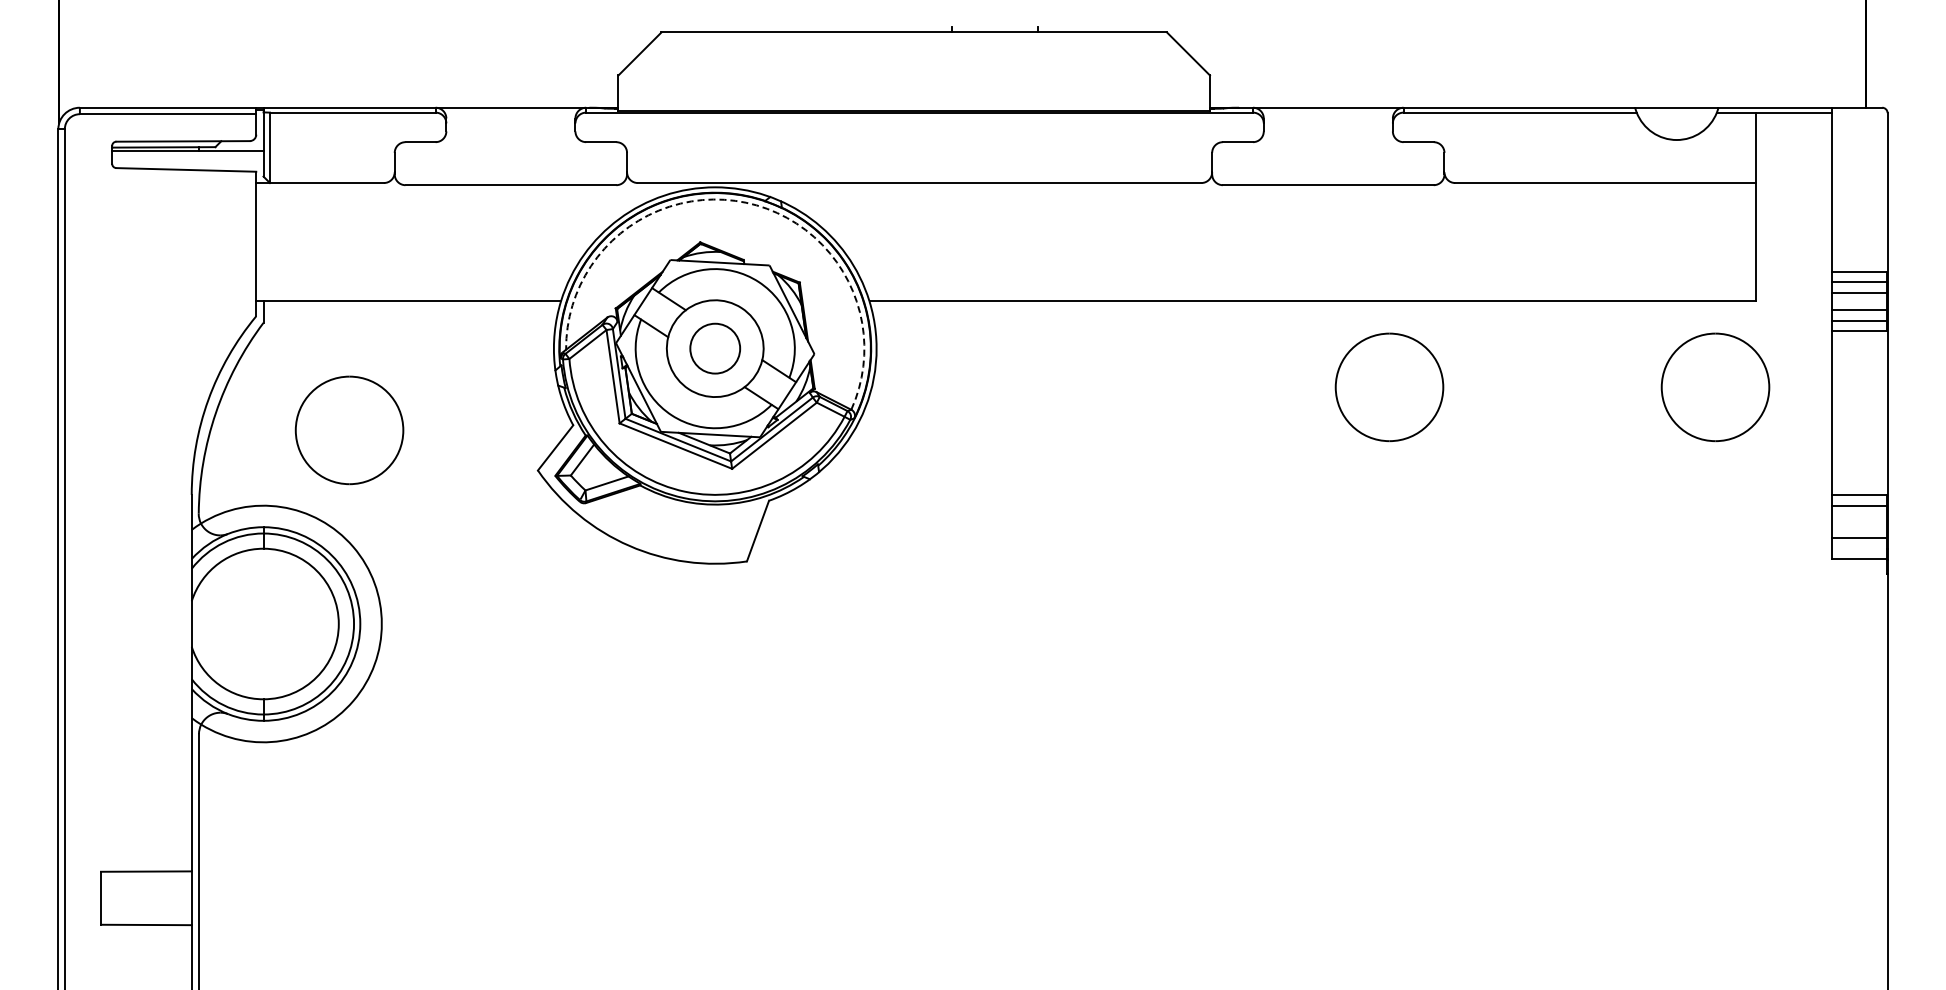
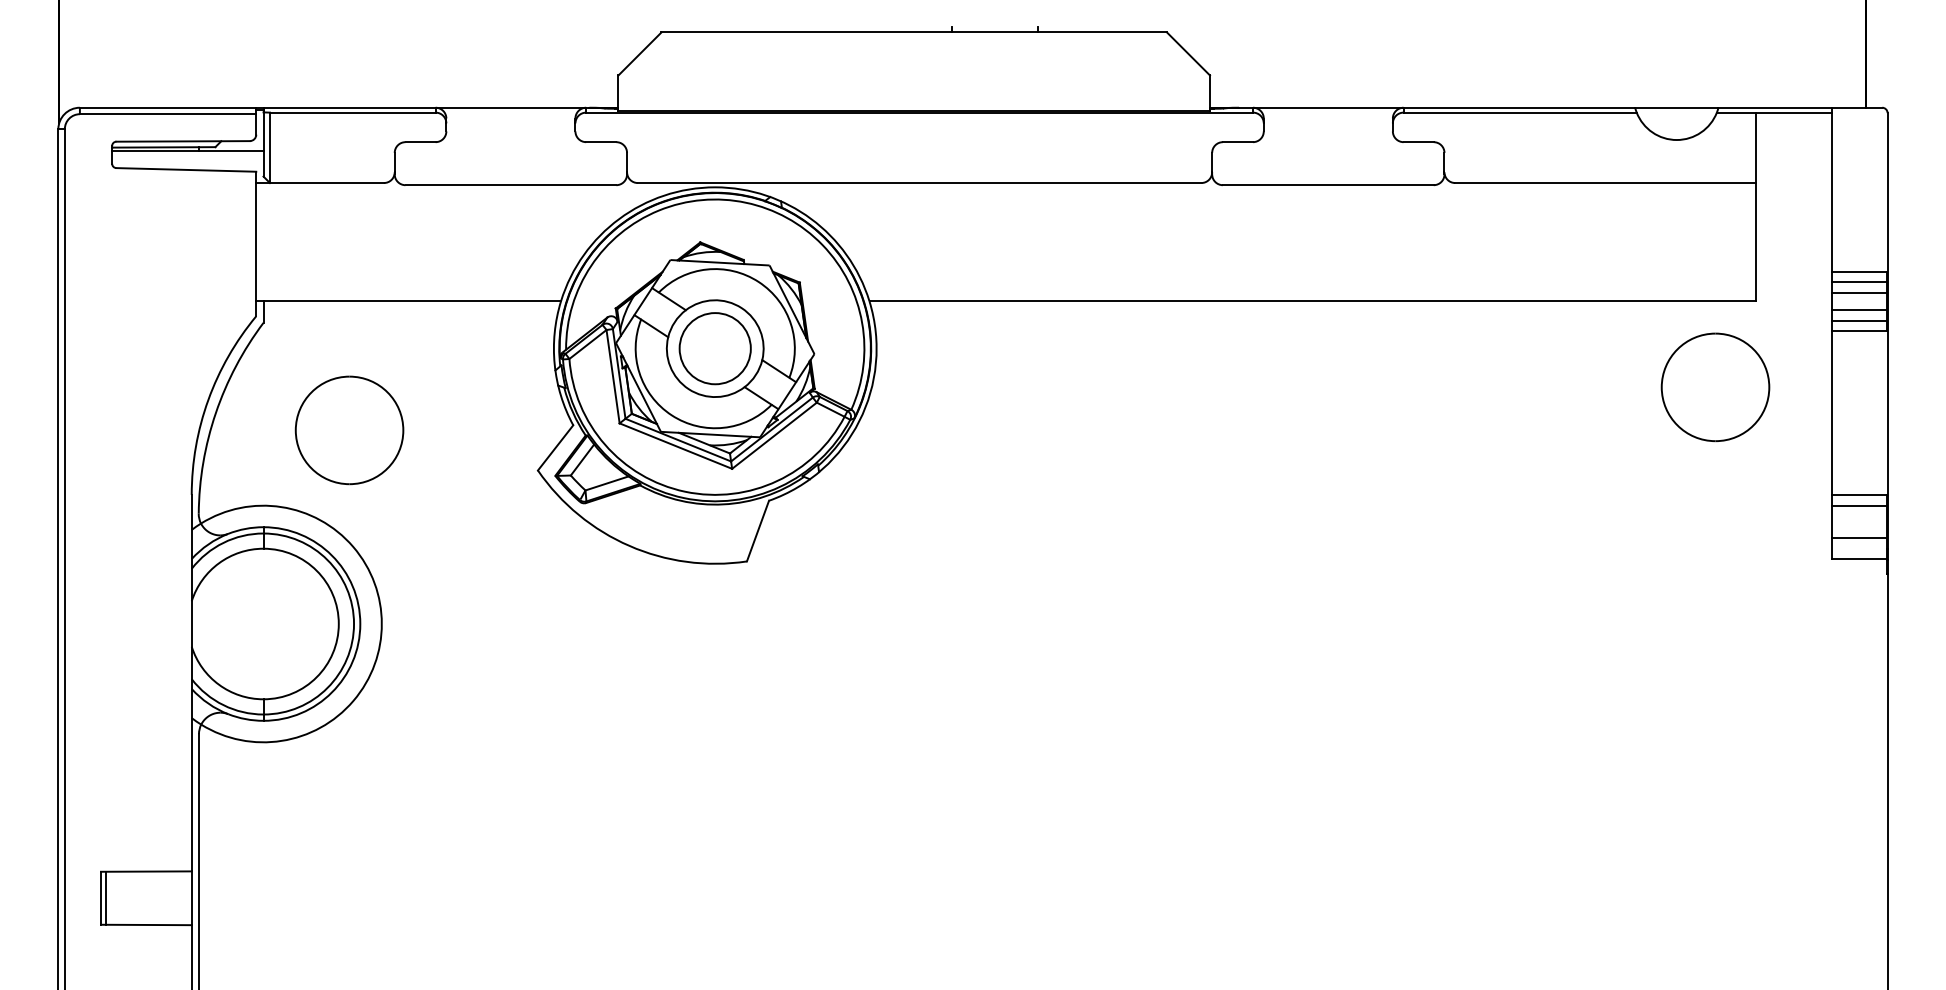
arc: dashed -> solid (745, 202)
circle diameter: 50 px -> 71 px (714, 348)
part: present -> none (1389, 387)
line: none -> present (105, 897)
